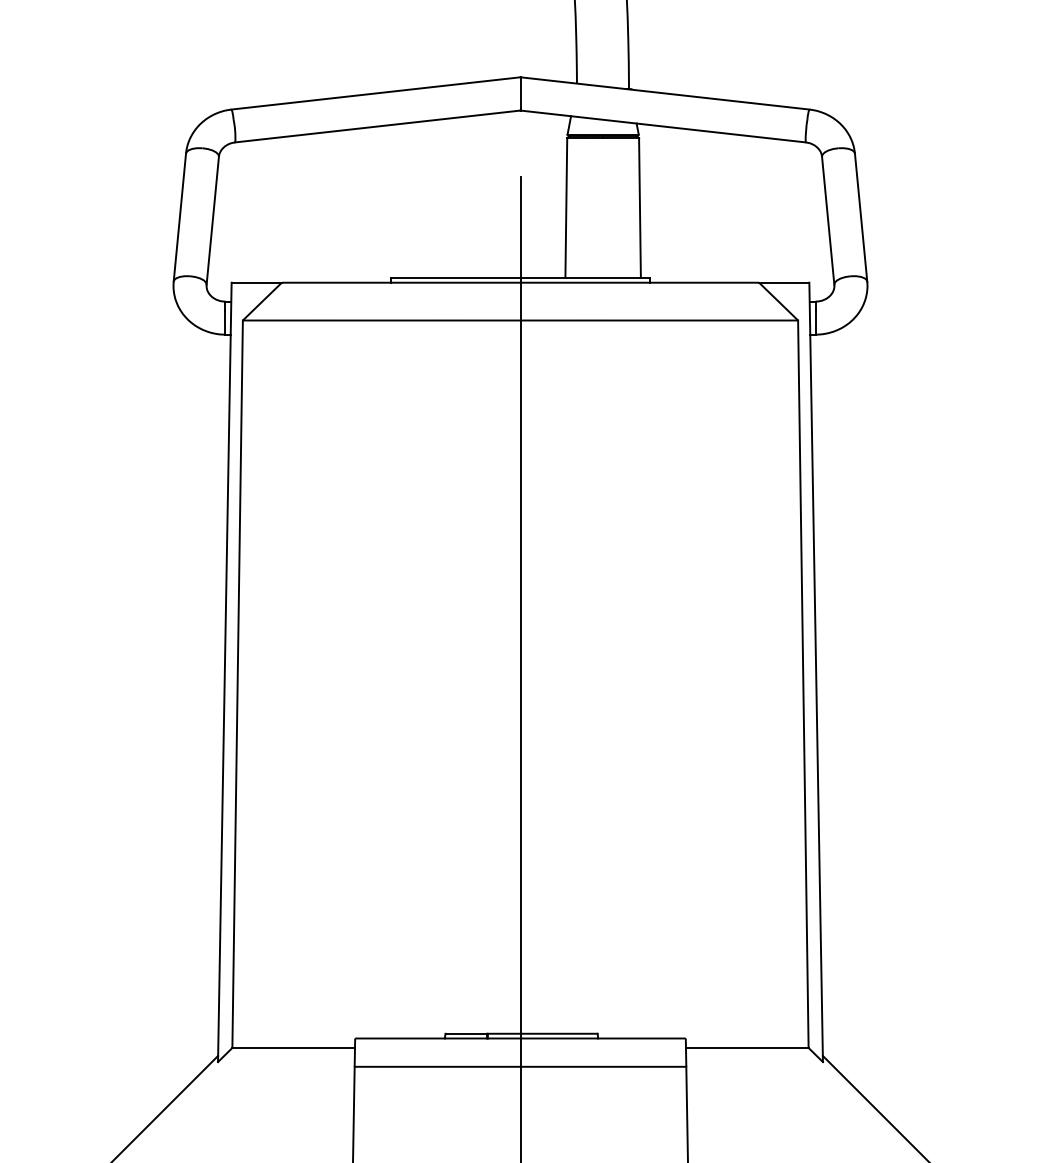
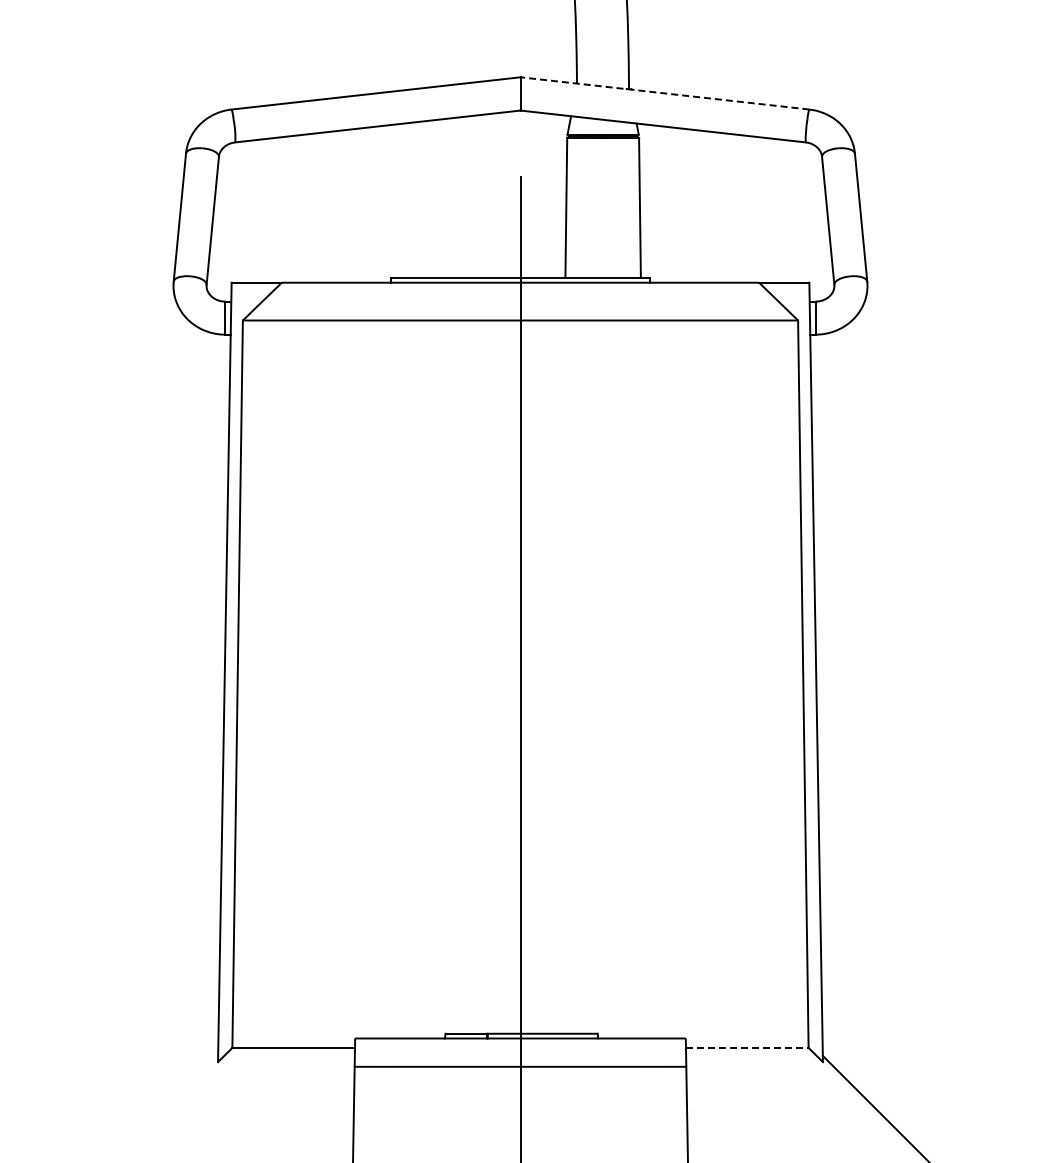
line: solid -> dashed (664, 93)
line: solid -> dashed (747, 1047)
line: present -> none (166, 1107)
